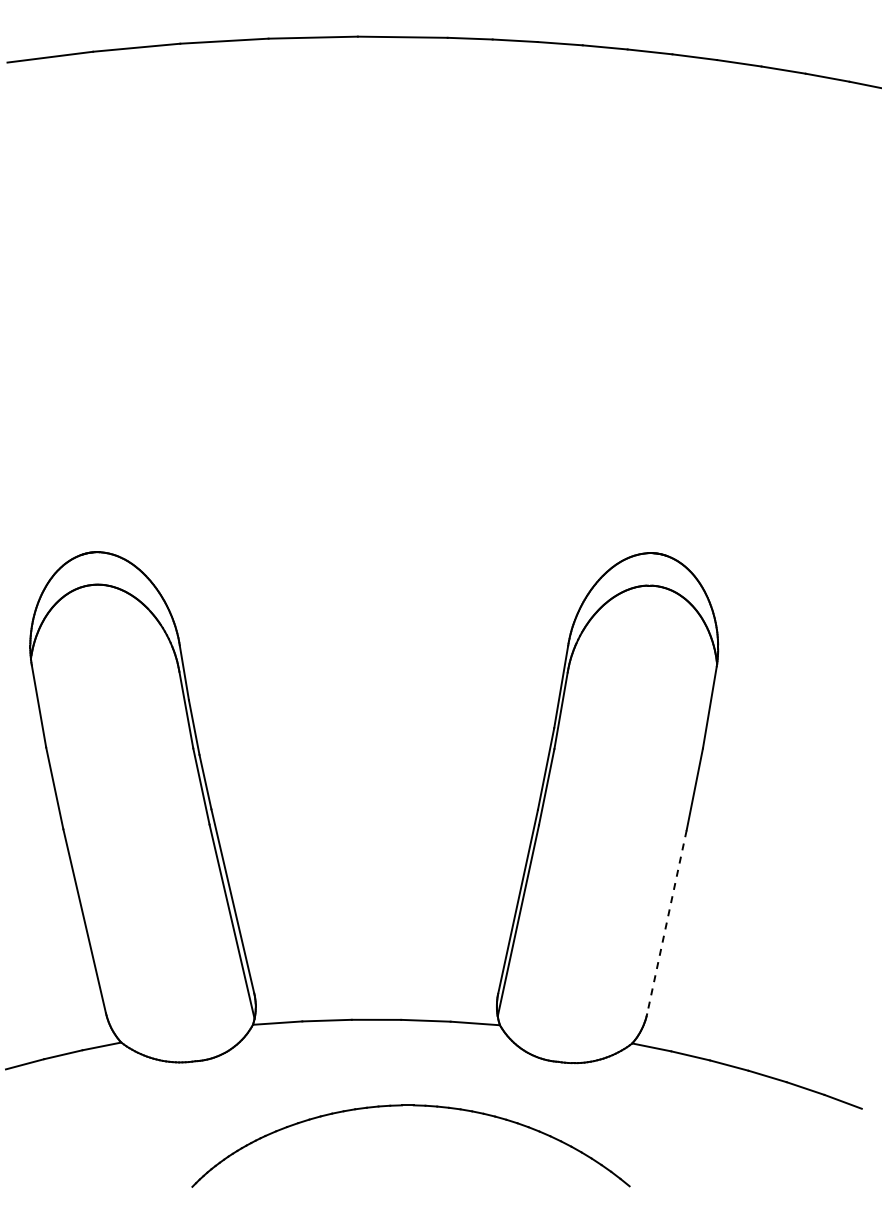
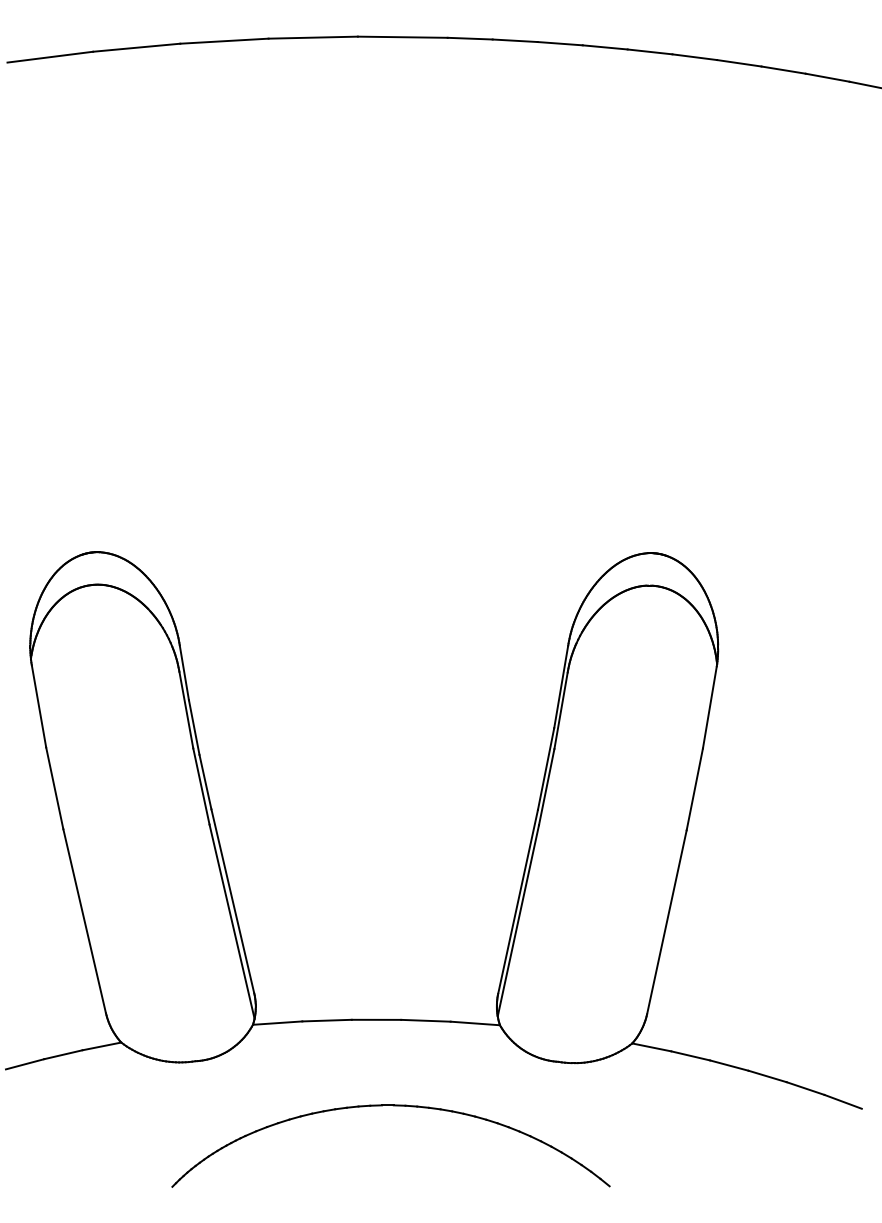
line: dashed -> solid (666, 922)
part position: (413, 1106) -> (393, 1106) (393, 1106)
